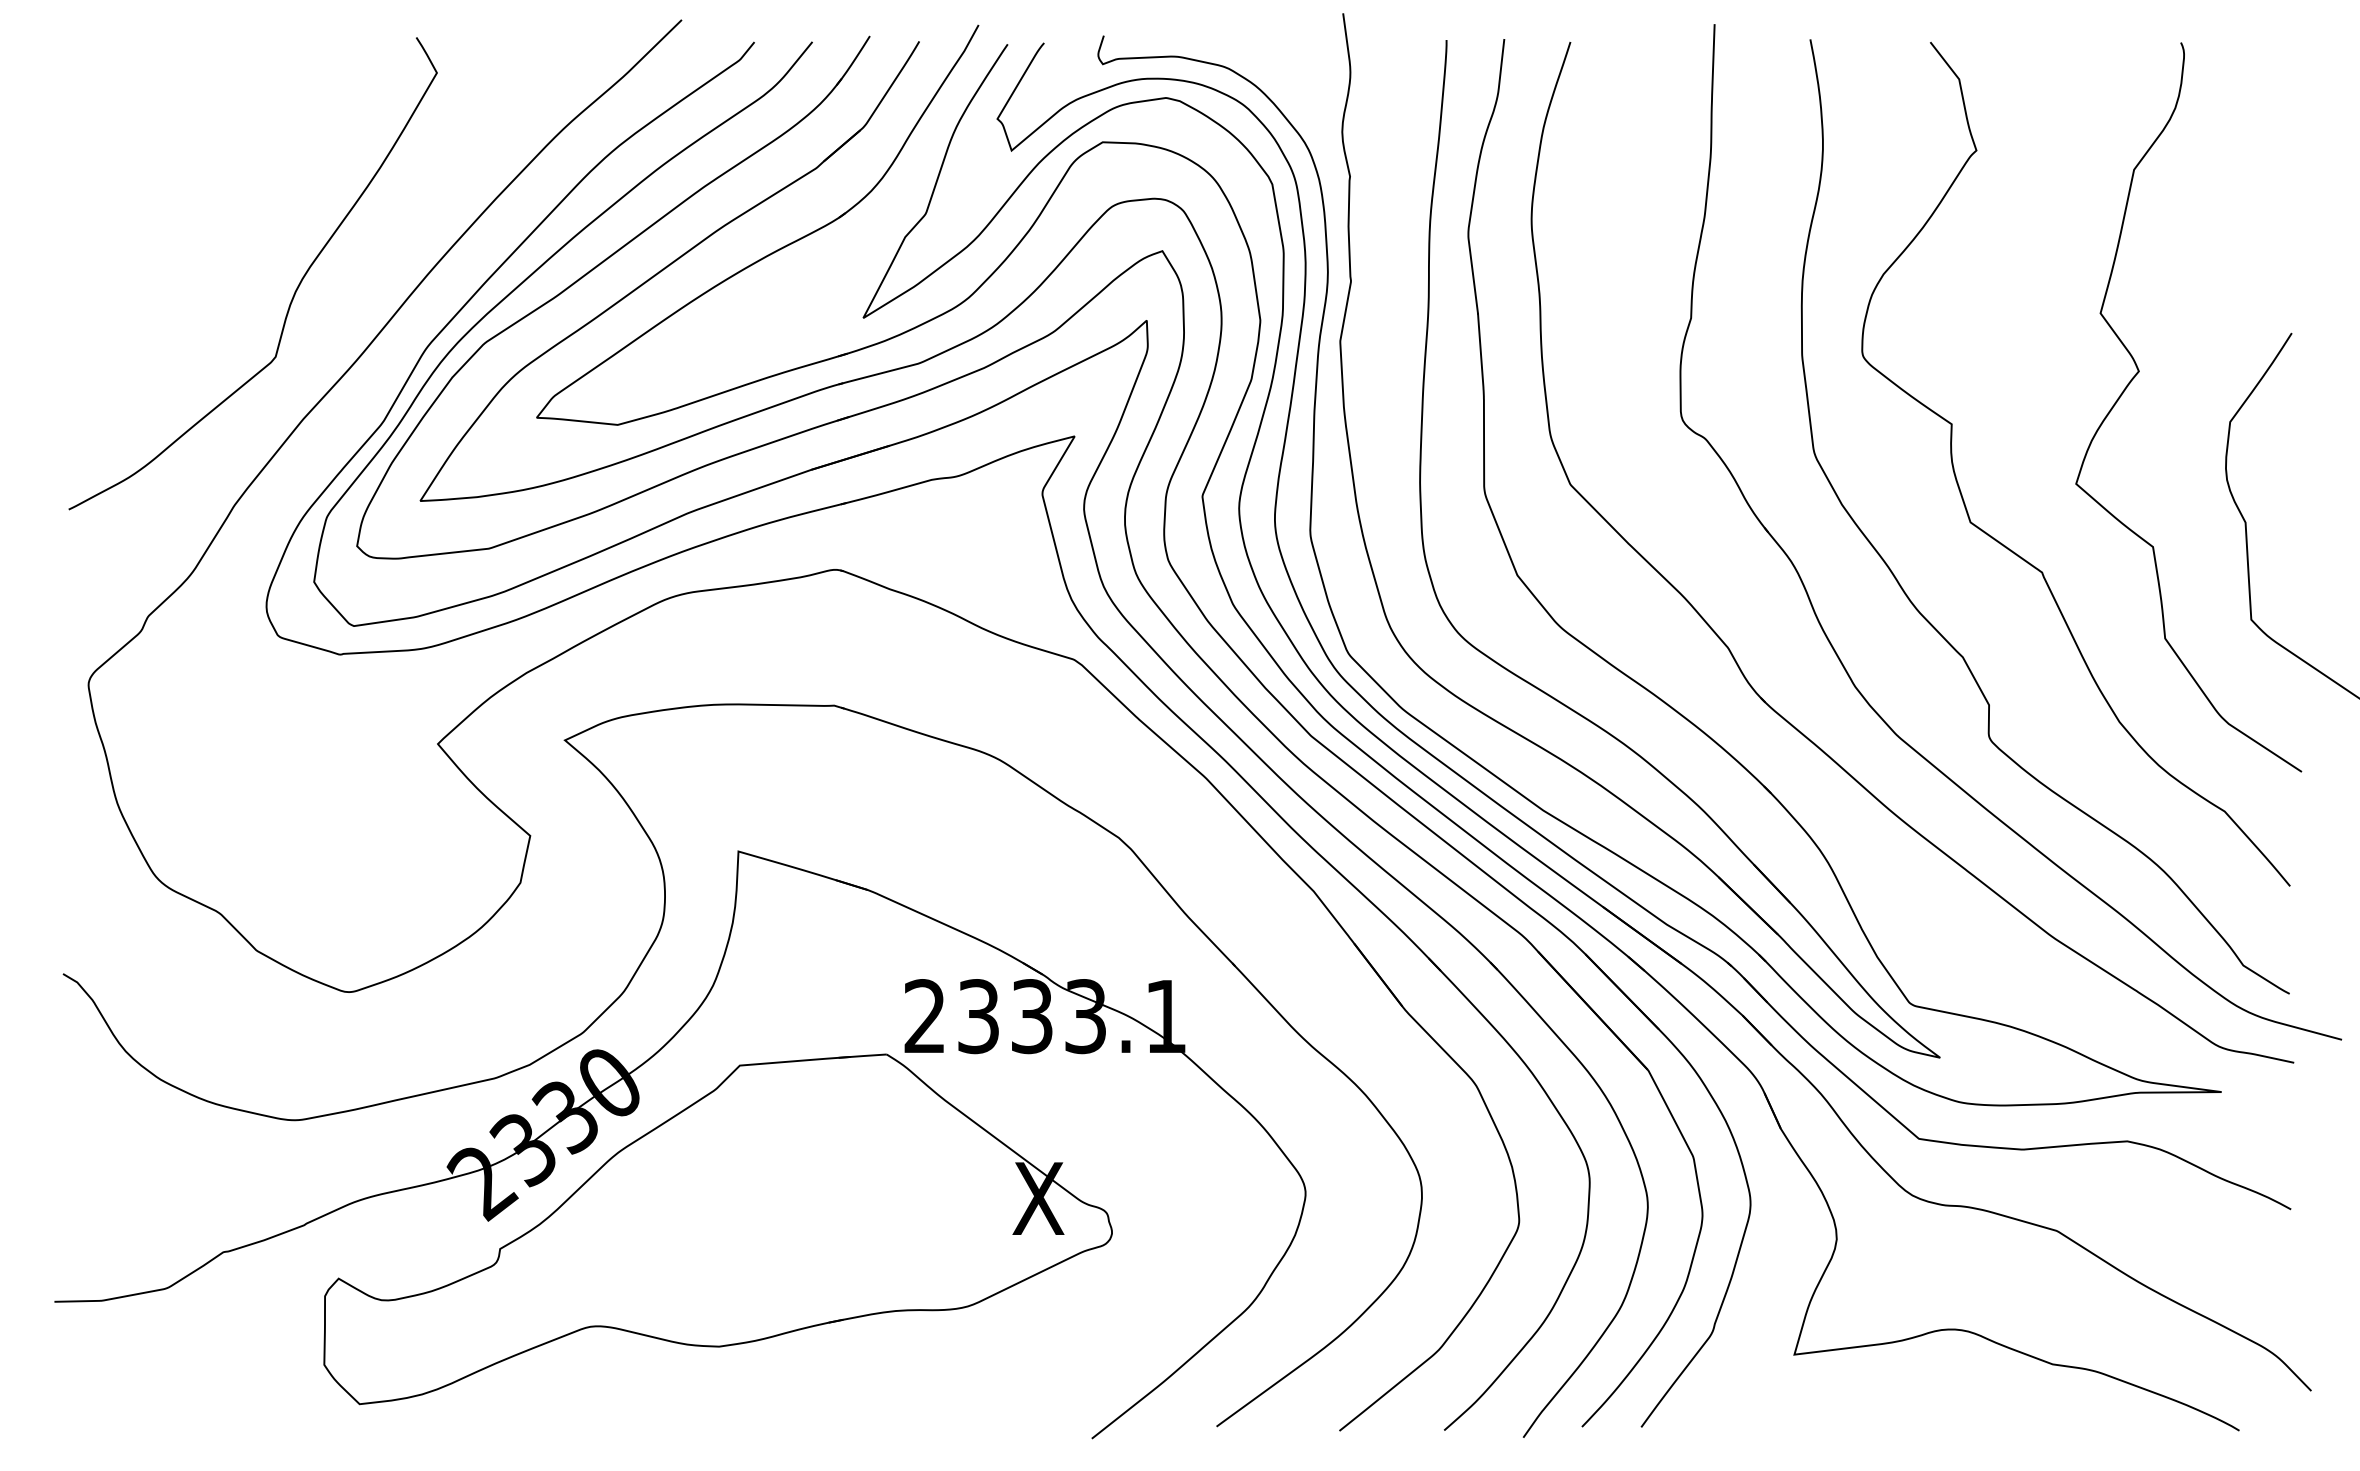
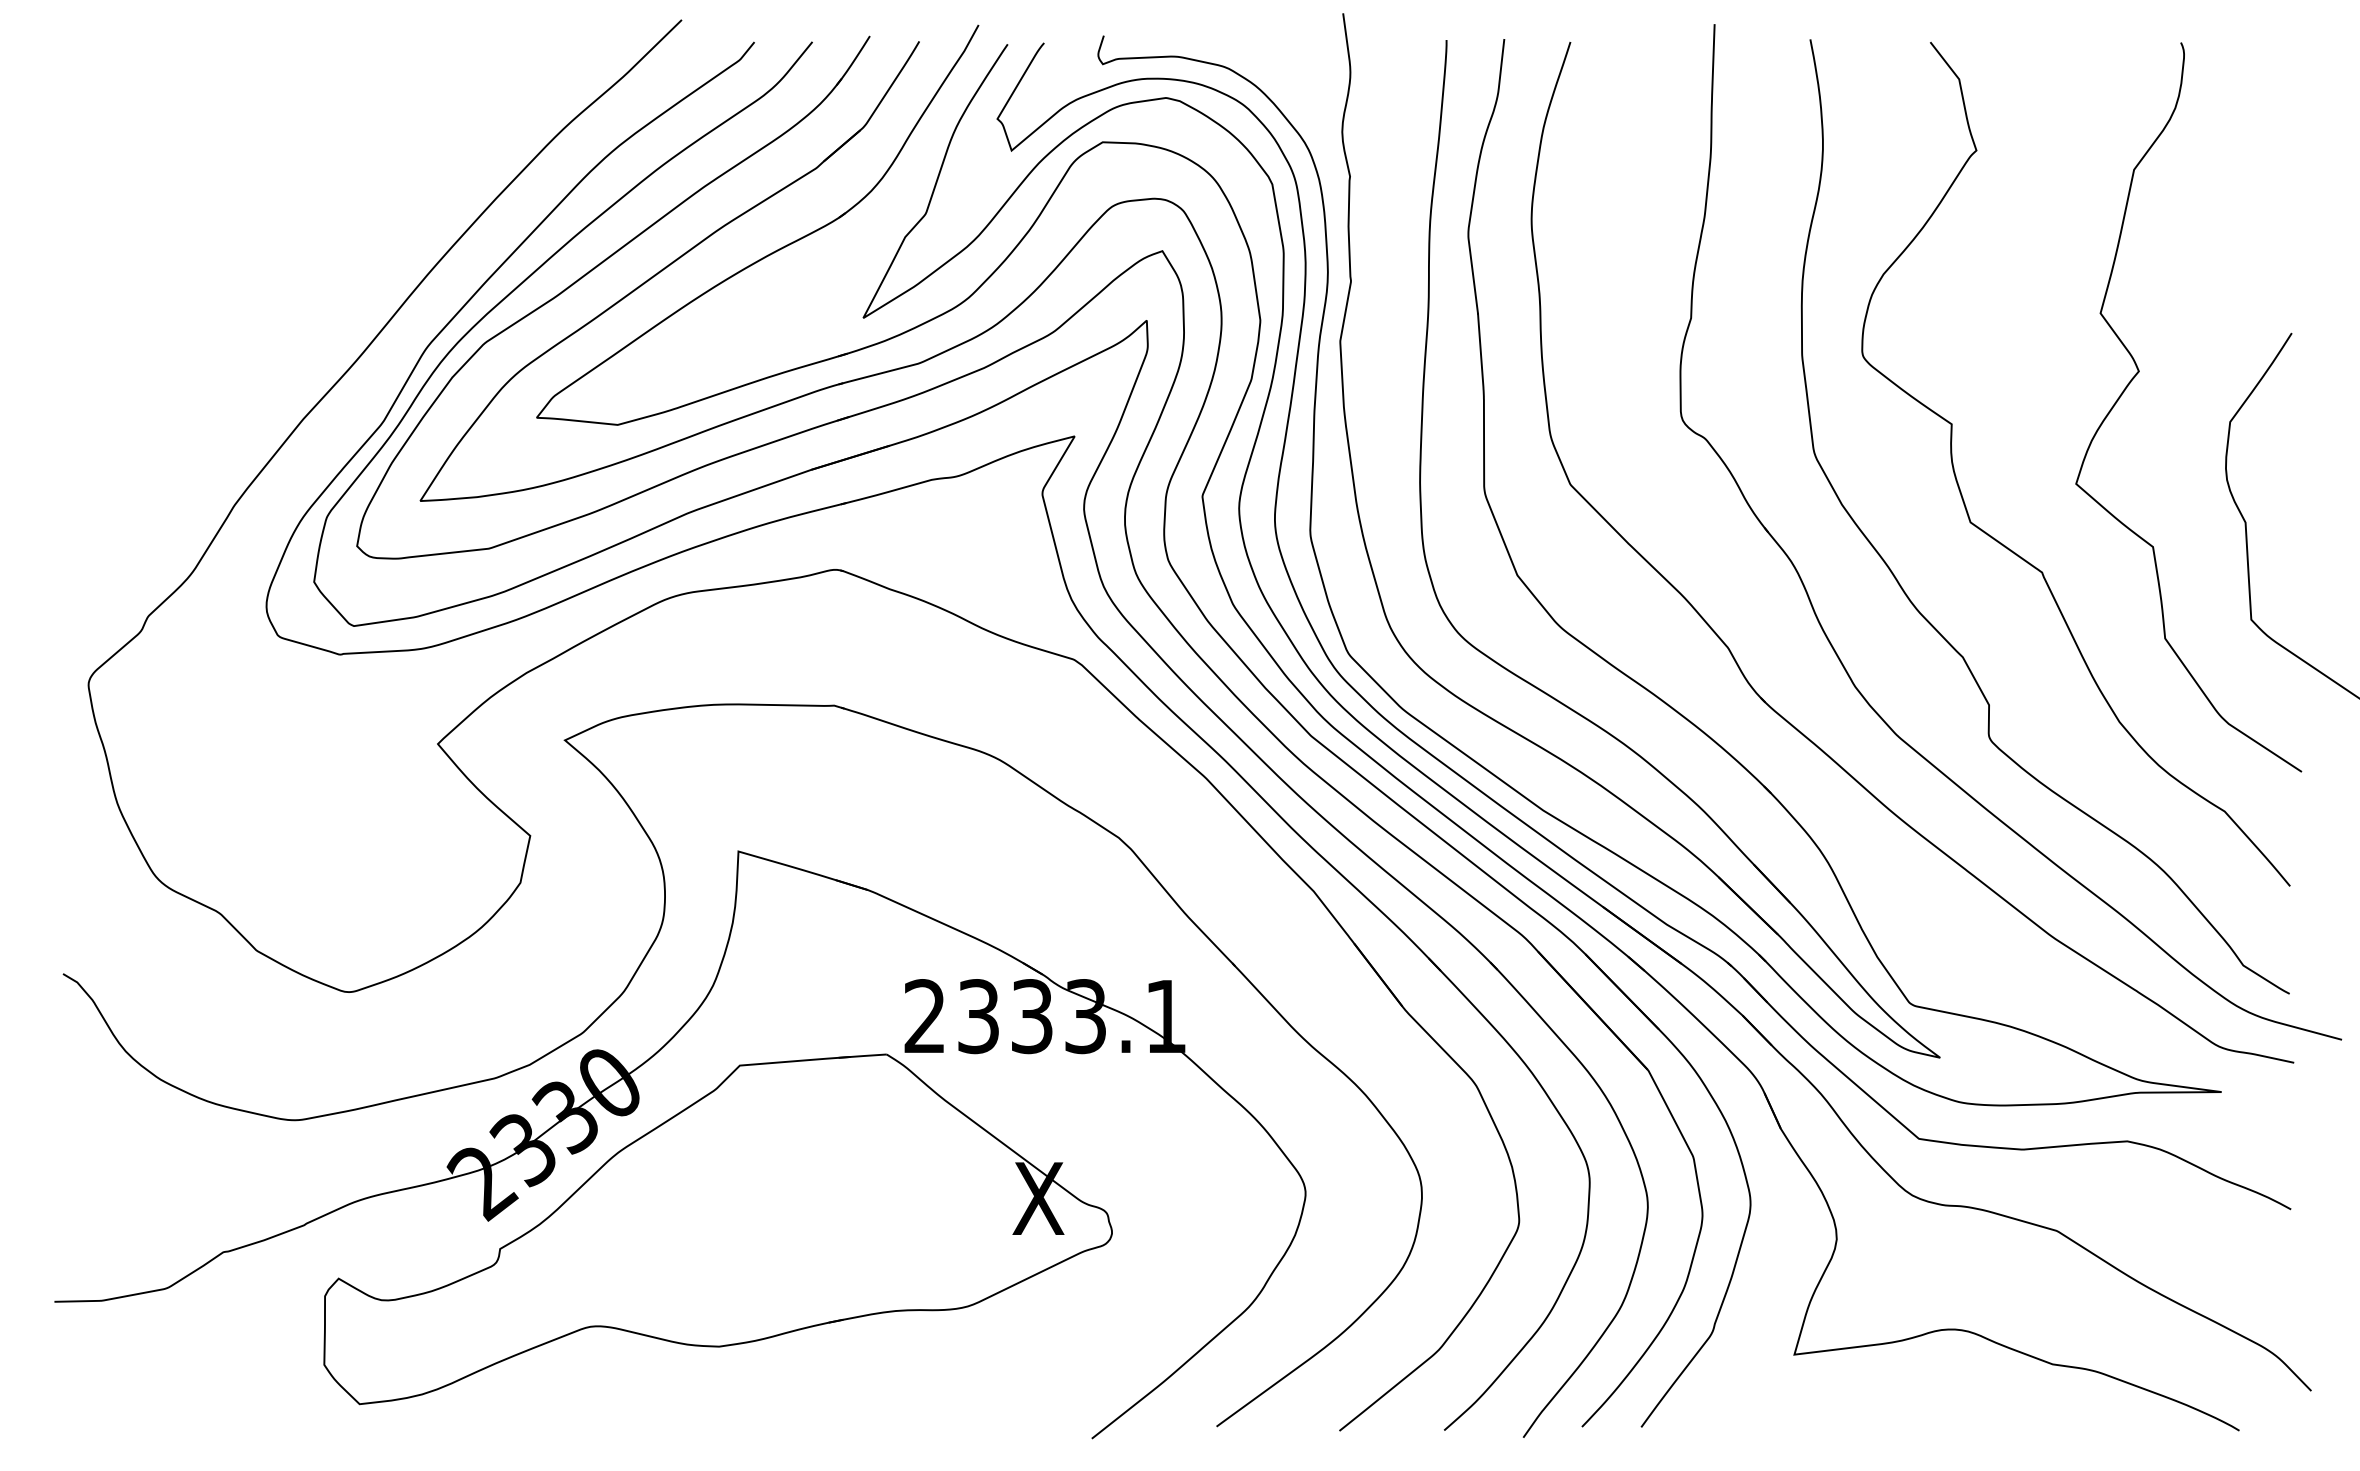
curve: present -> none (294, 291)
